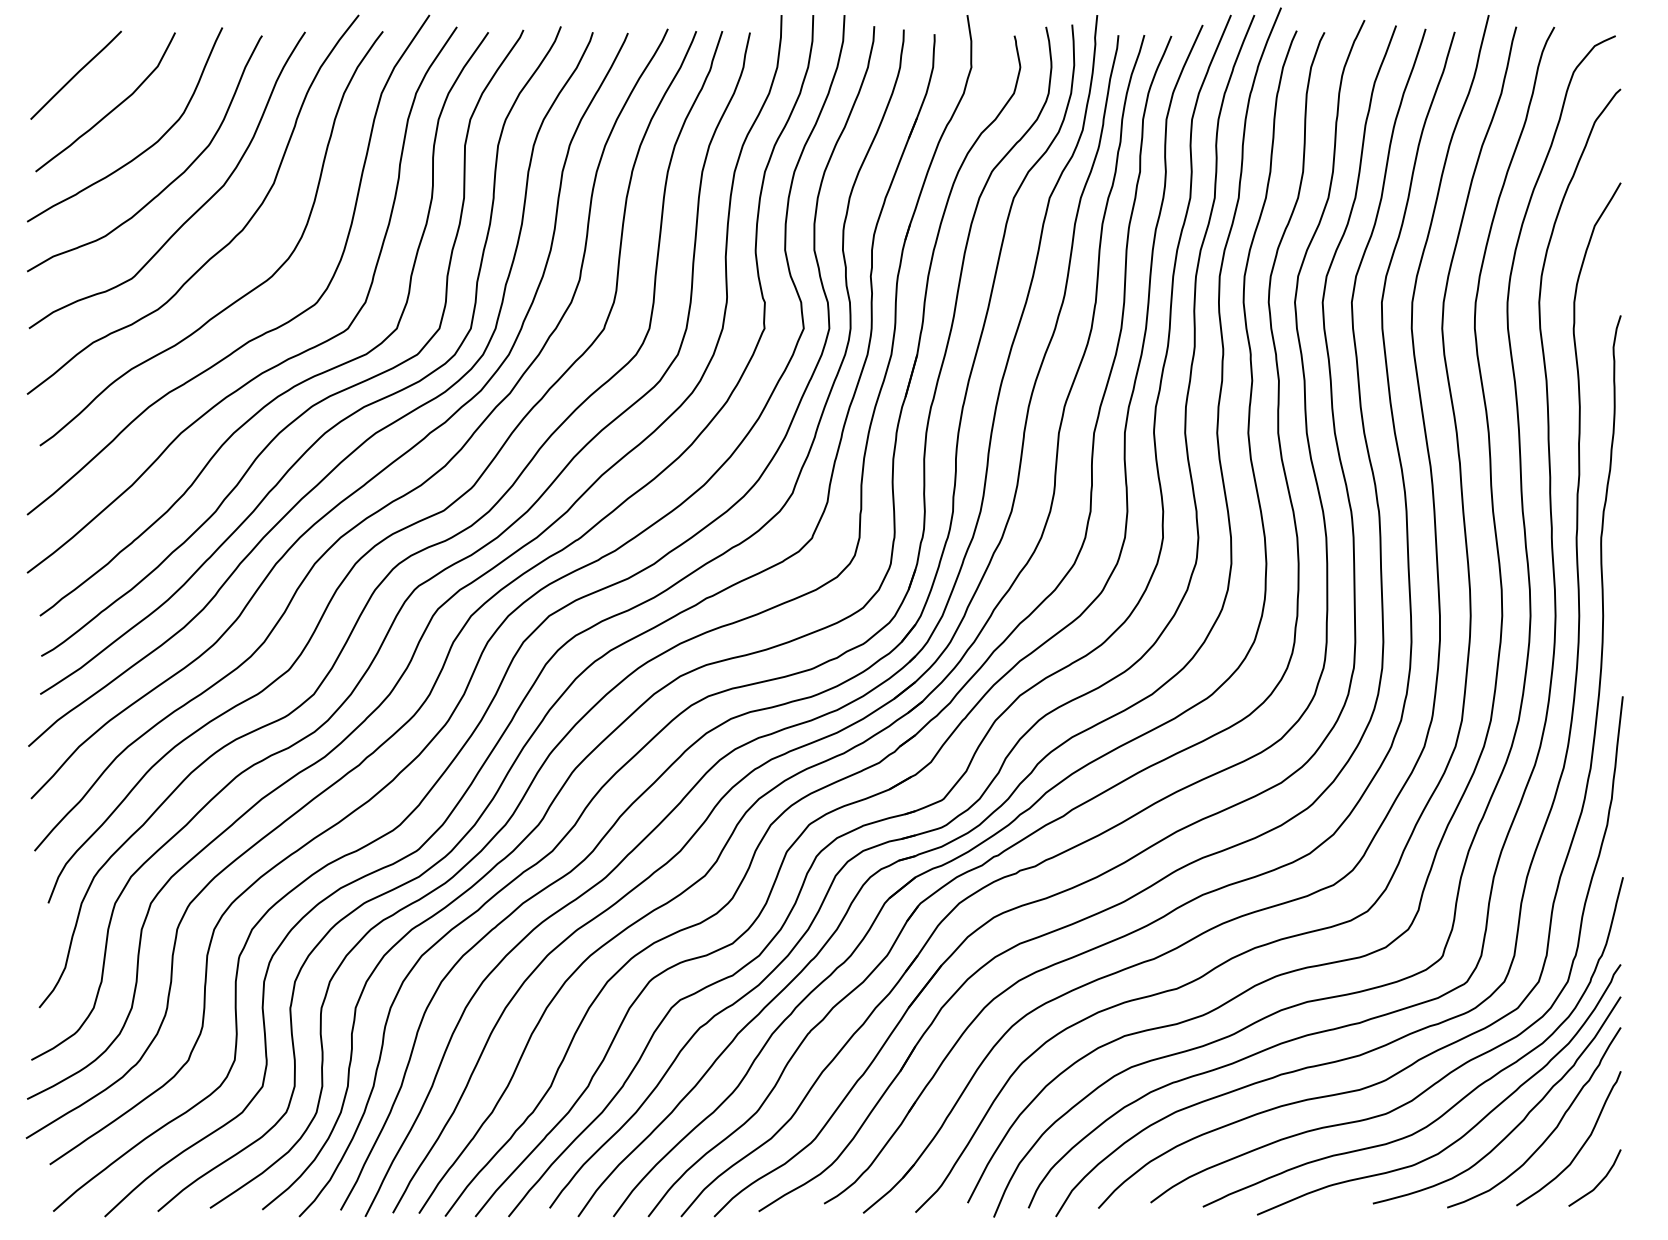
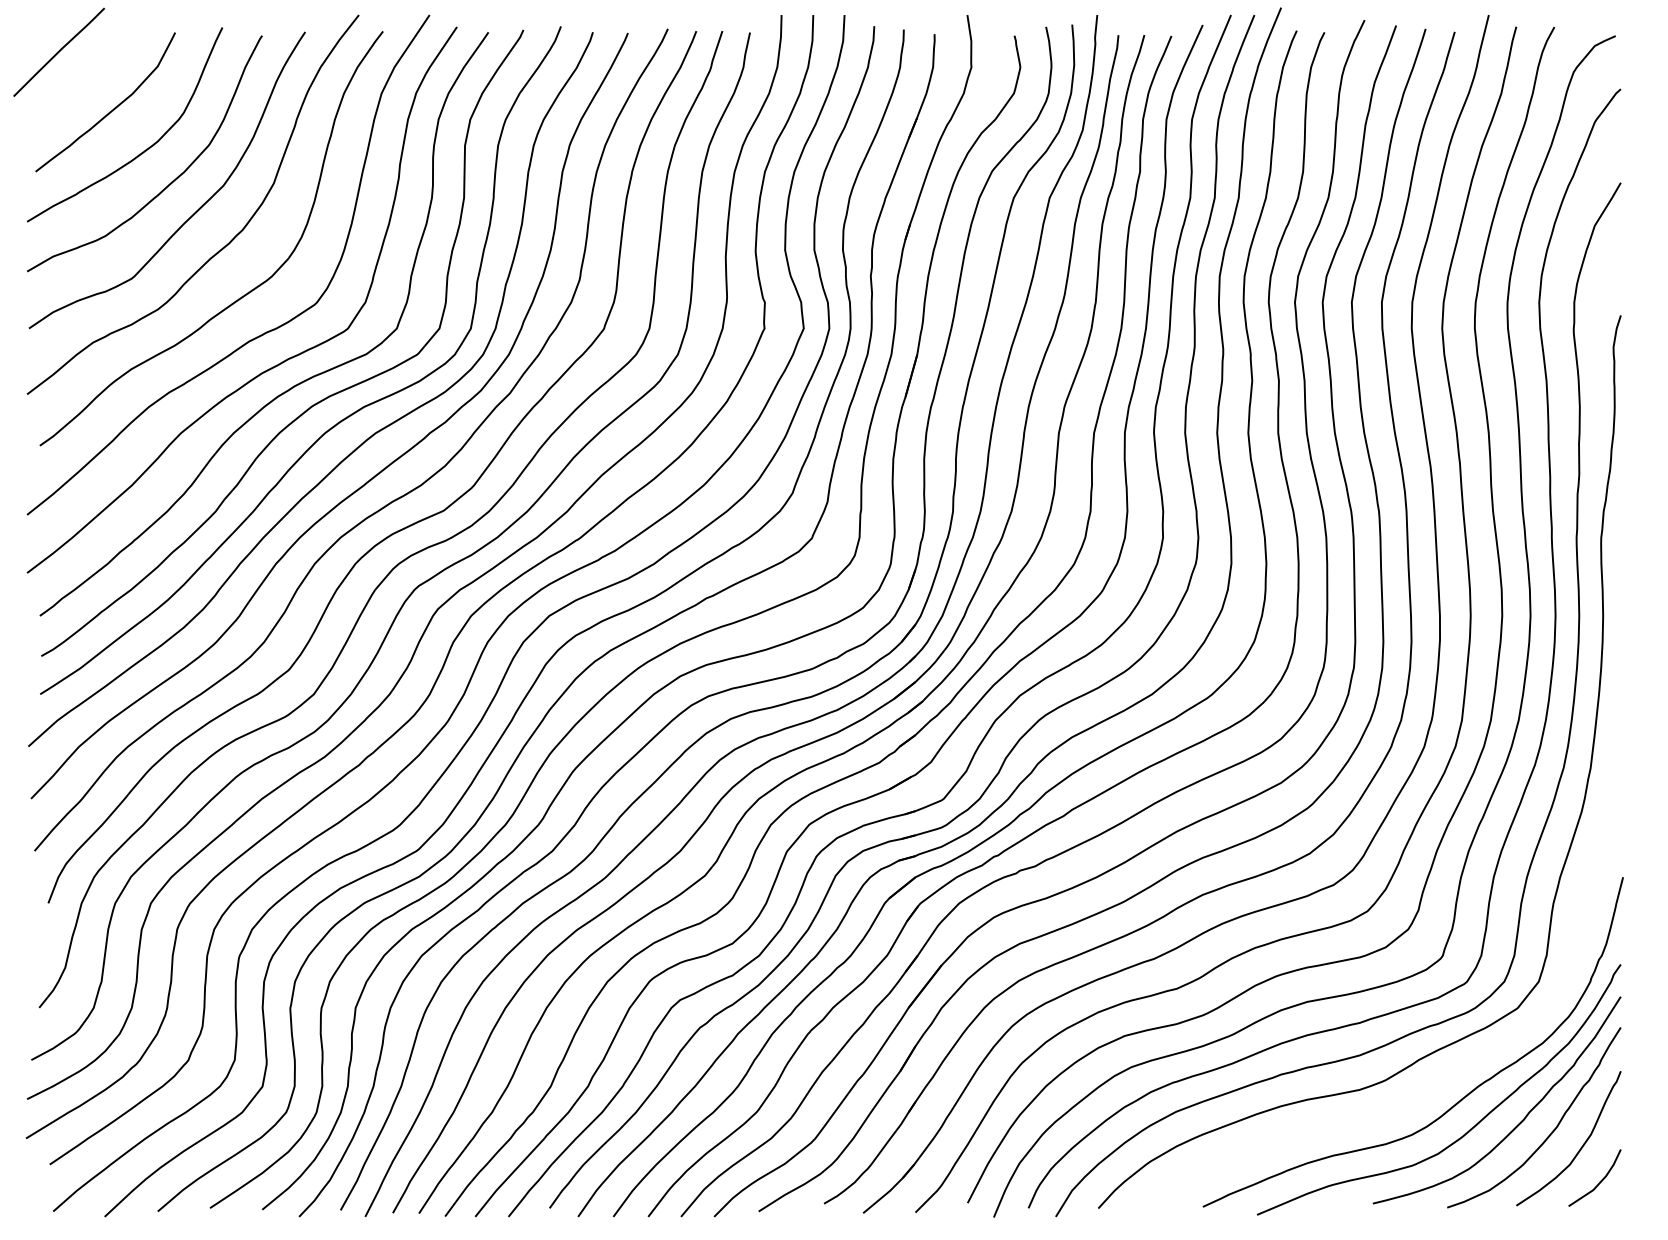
line position: (75, 74) -> (58, 51) (58, 51)
curve: present -> none (1459, 1065)
